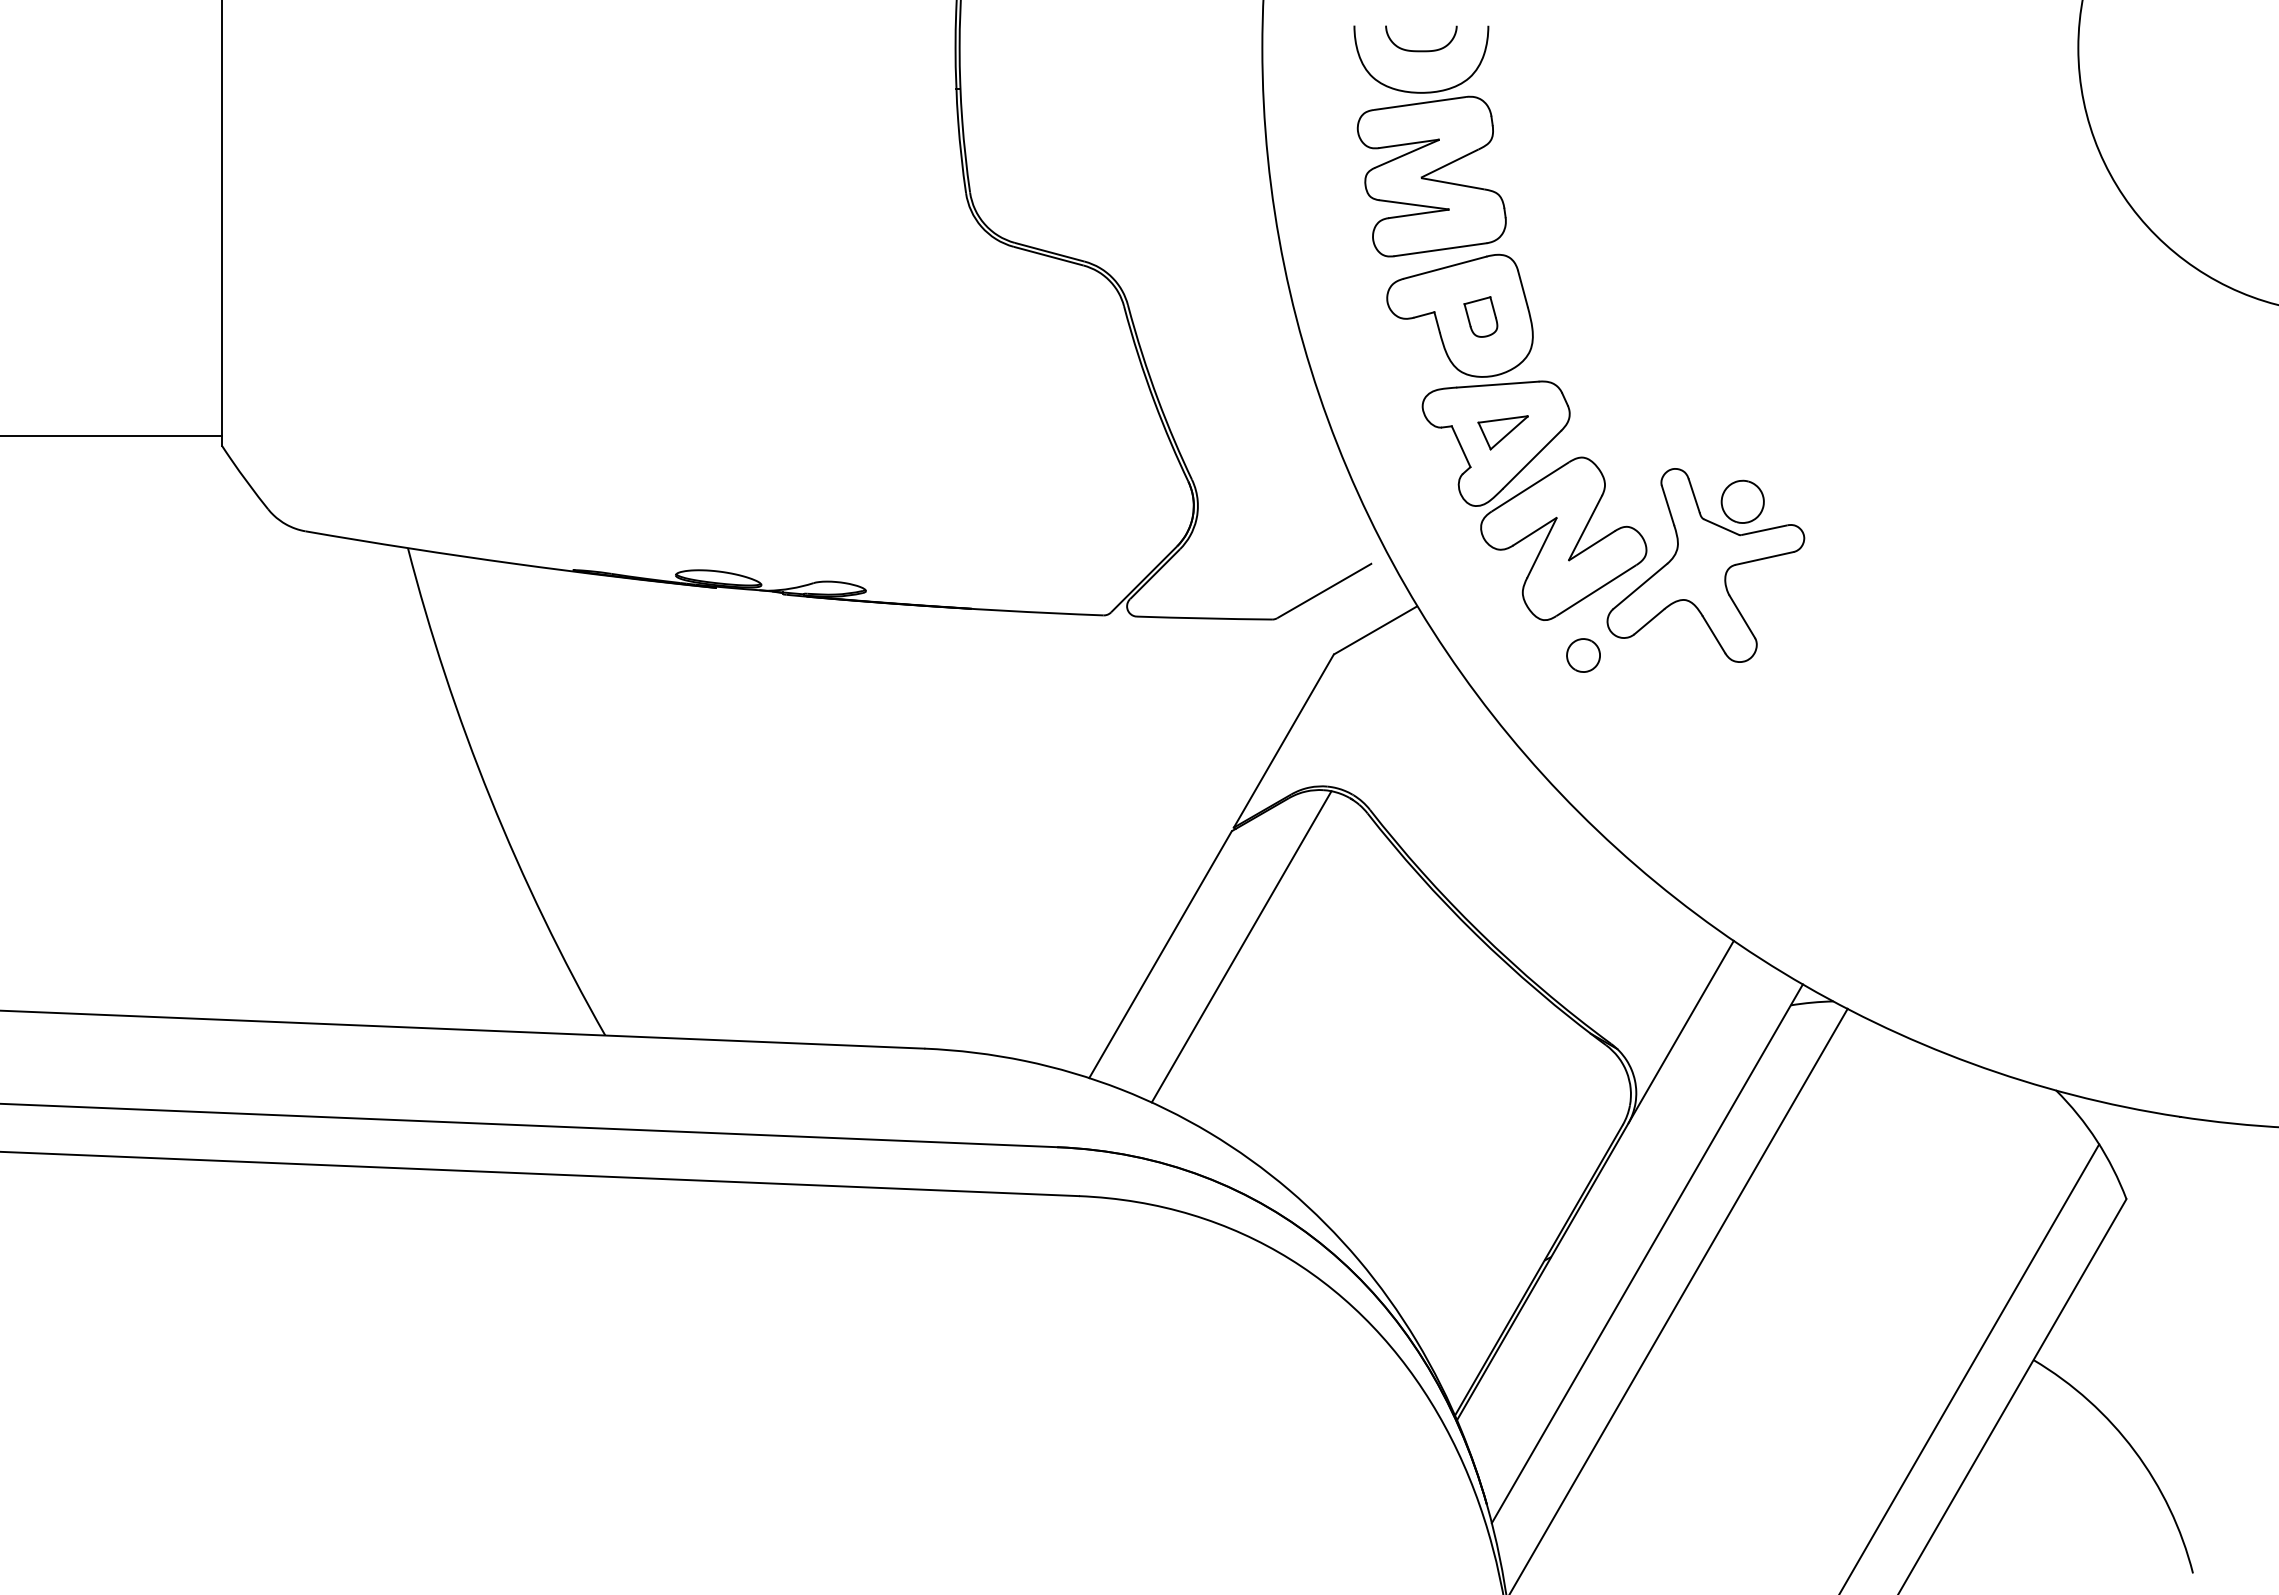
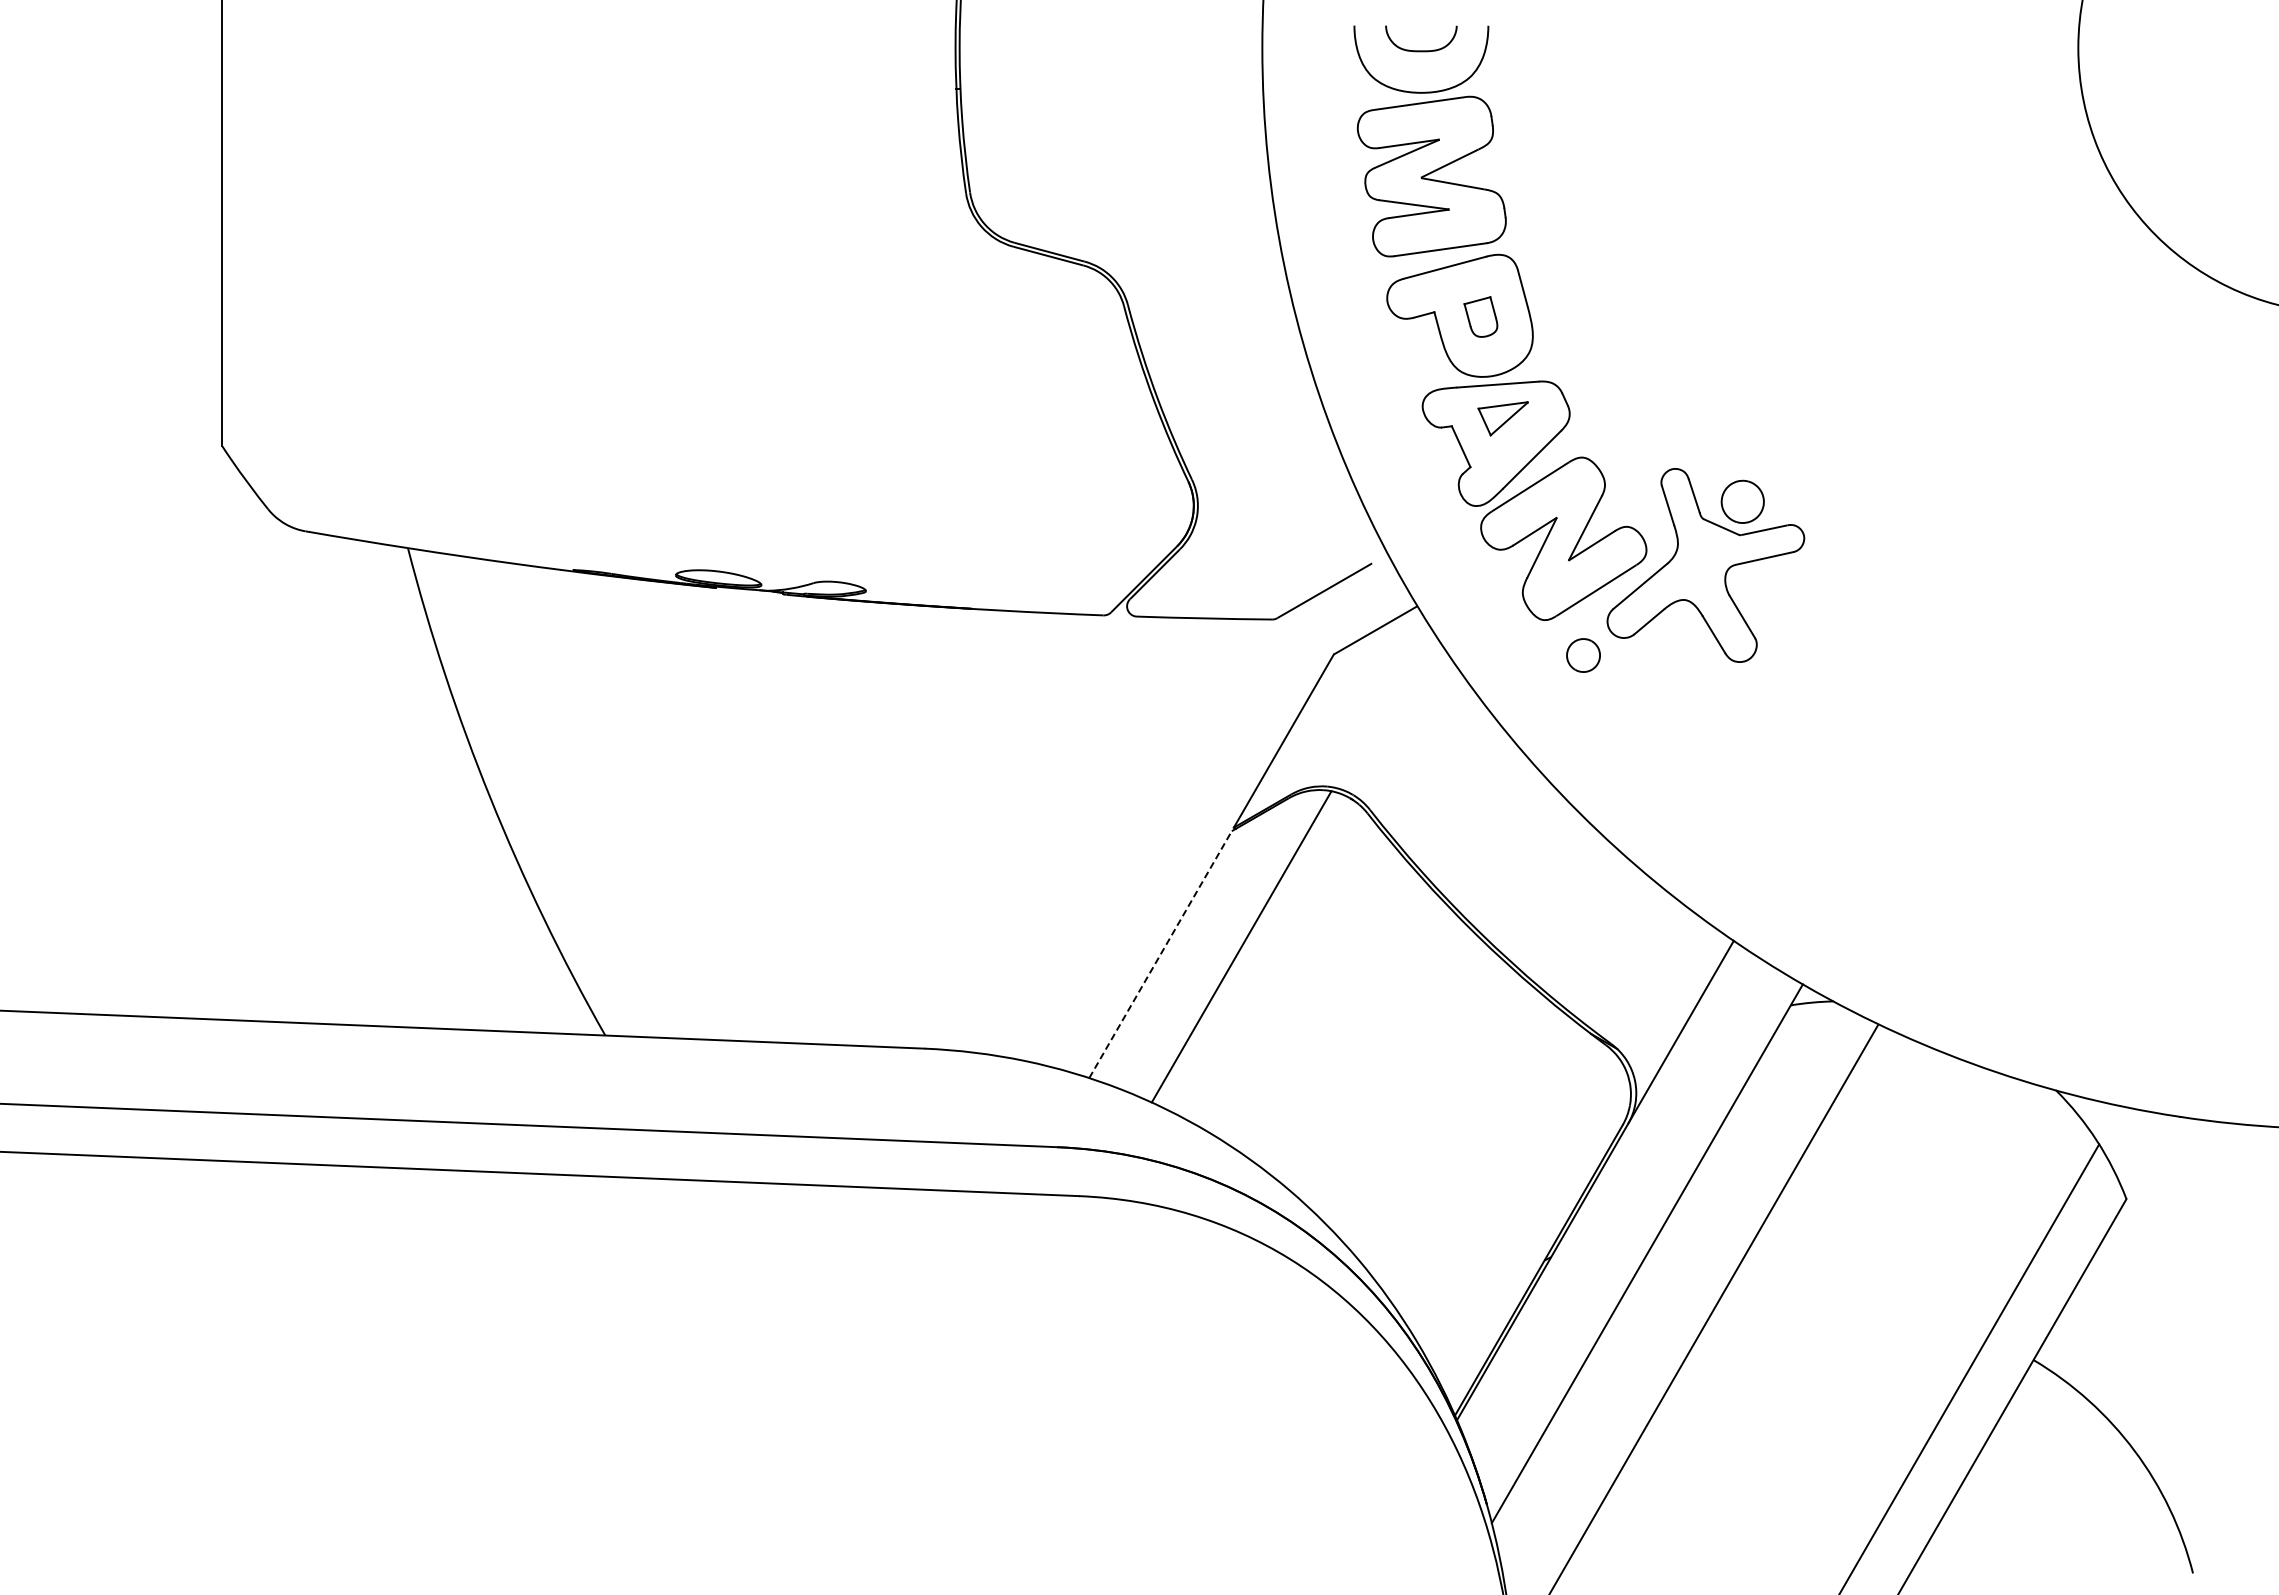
part position: (1502, 432) -> (1502, 418) (1502, 418)
line: present -> none (112, 435)
line: solid -> dashed (1160, 954)
line position: (1679, 1299) -> (1713, 1308) (1713, 1308)
